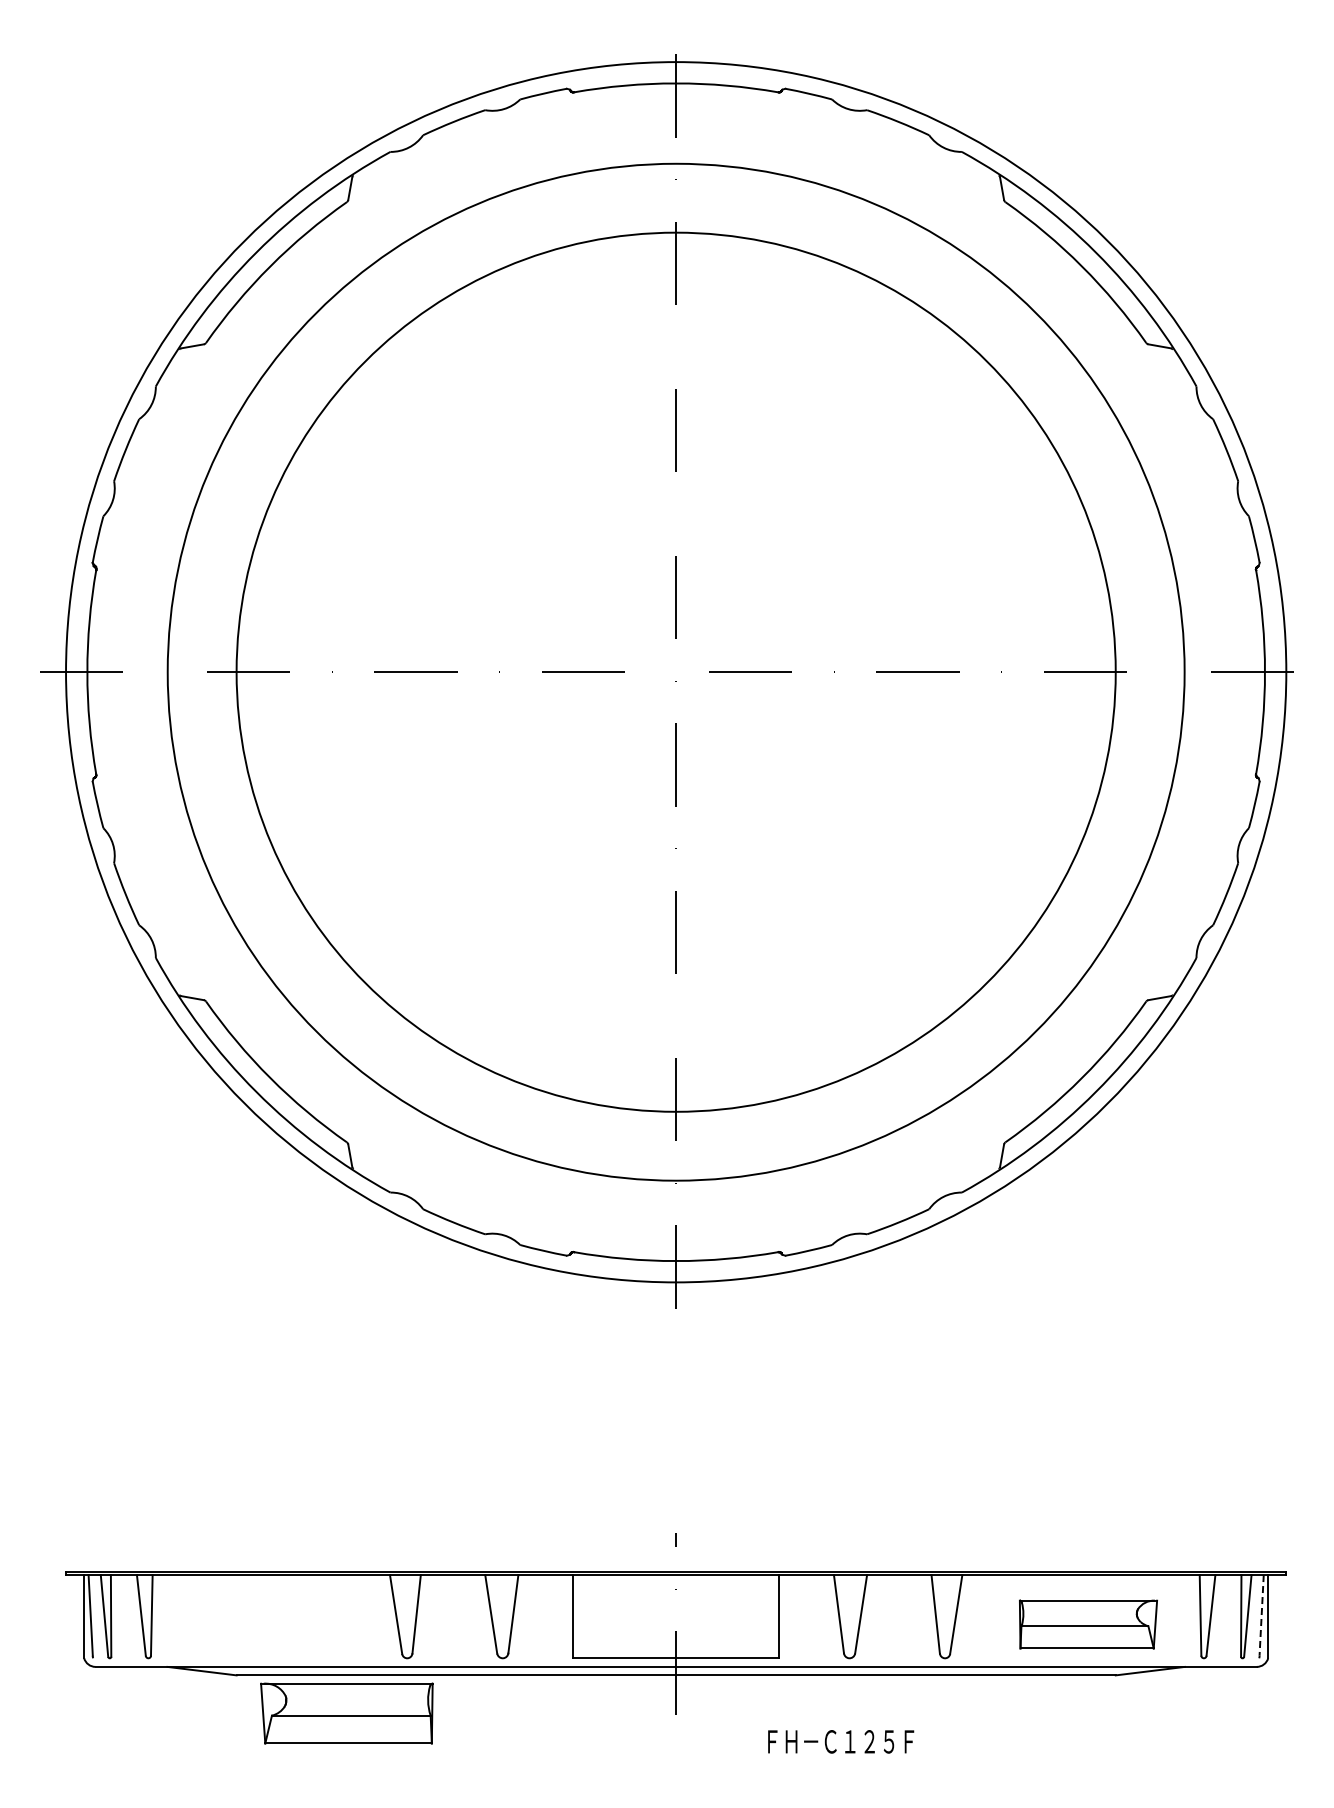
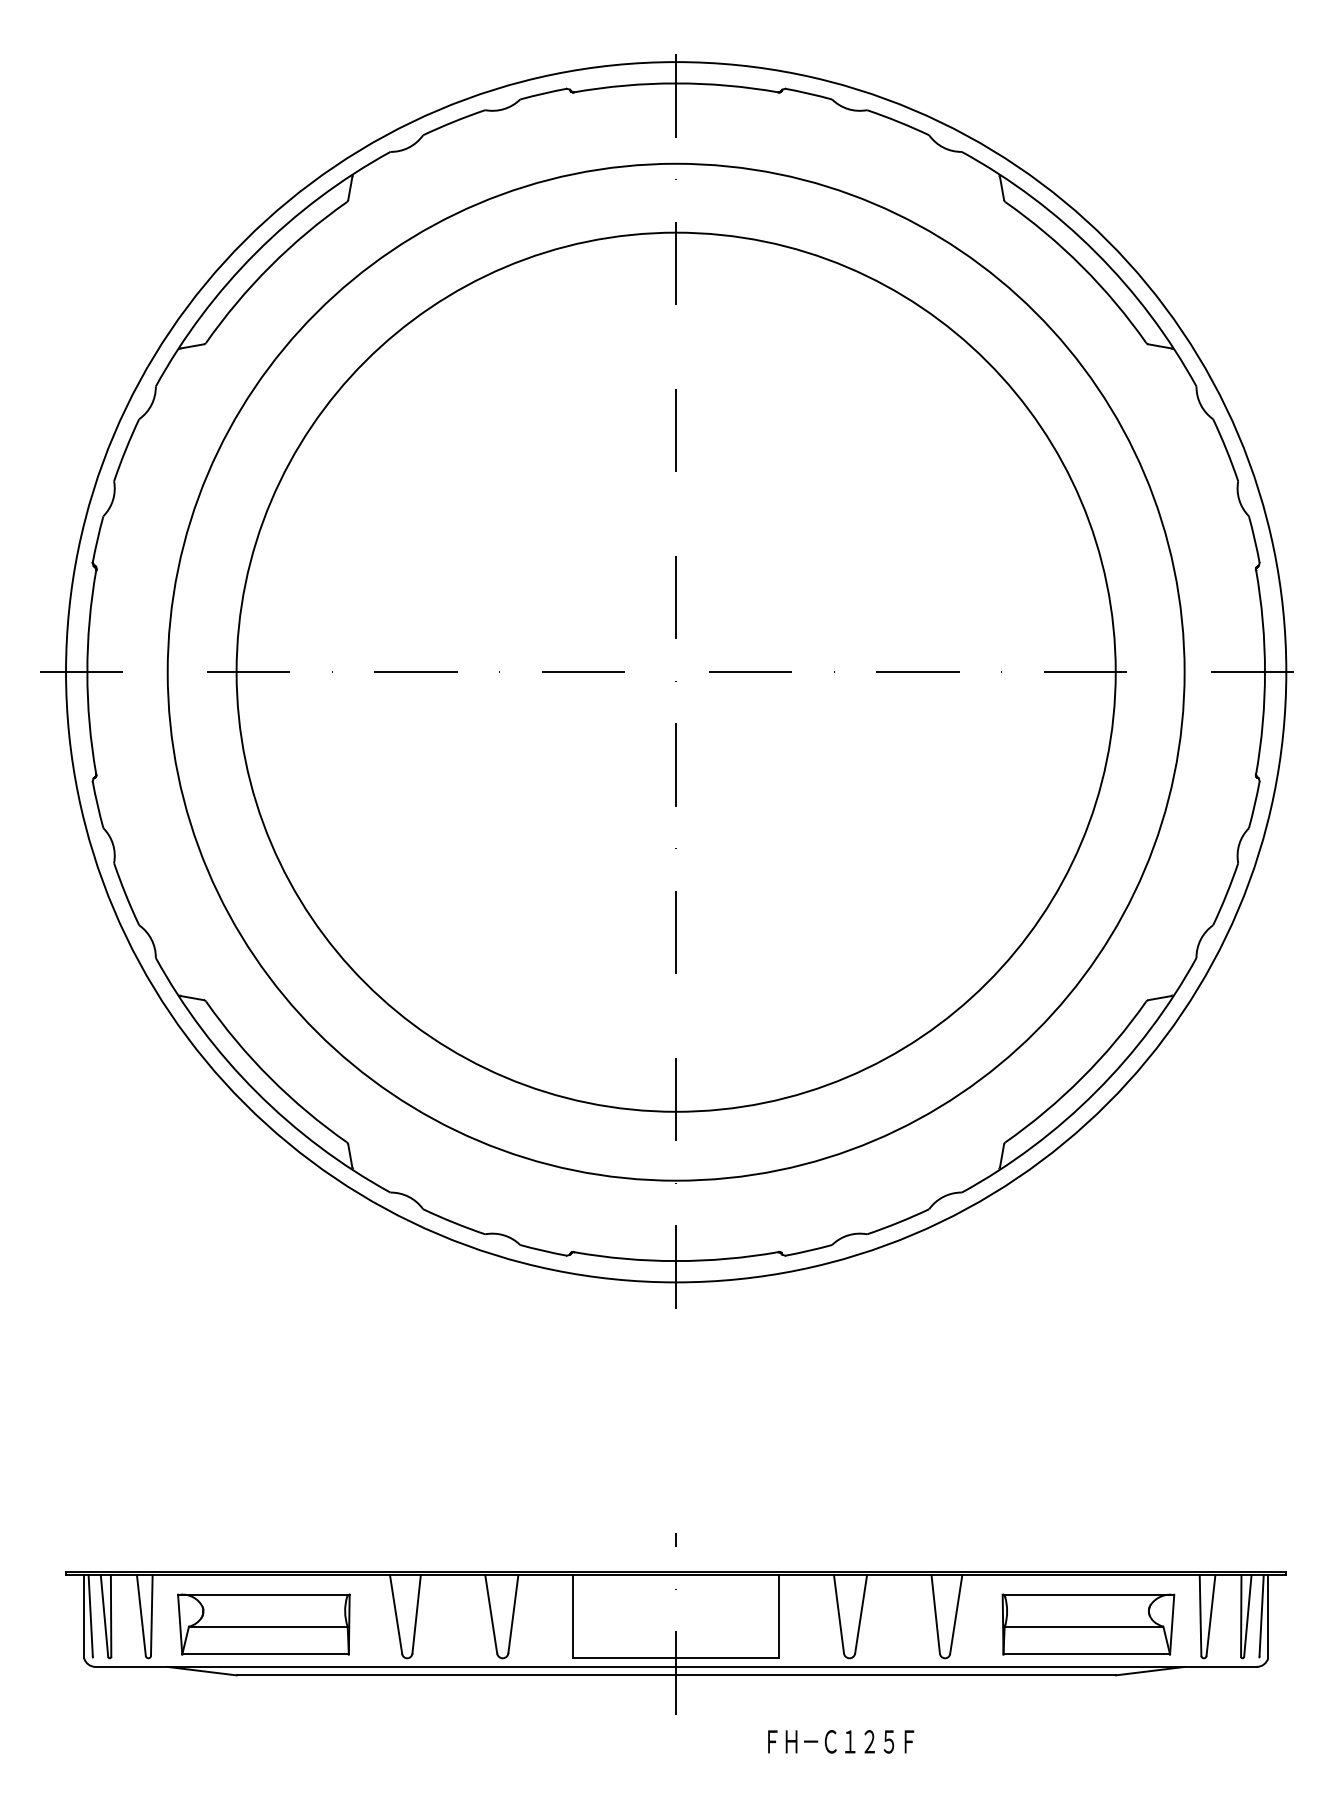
line: dashed -> solid (1261, 1615)
part size: 139x51 px -> 175x63 px (1088, 1624)
part position: (346, 1713) -> (263, 1624) (263, 1624)
